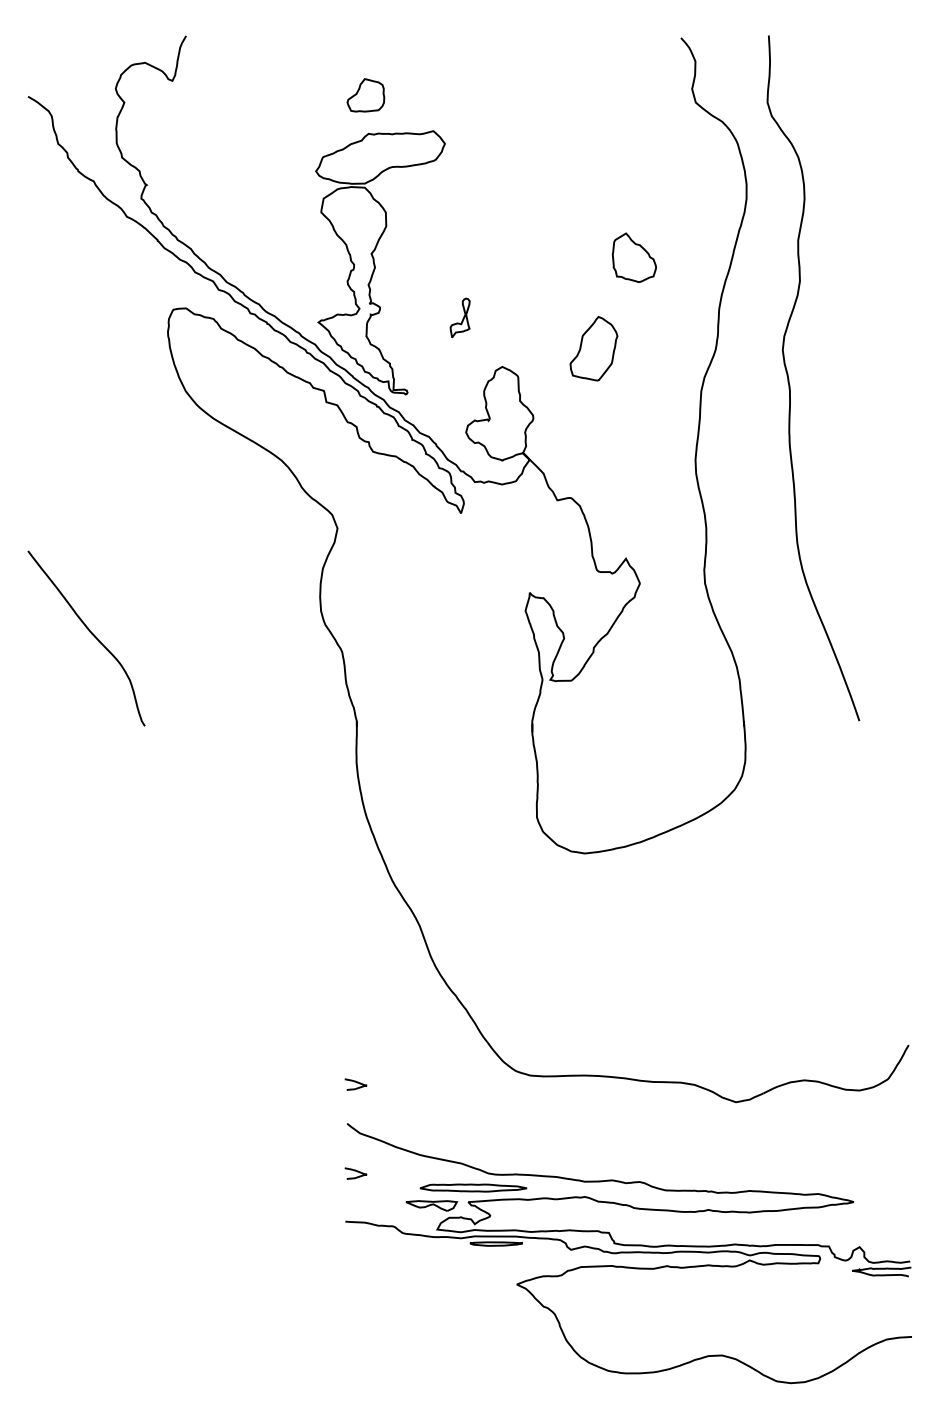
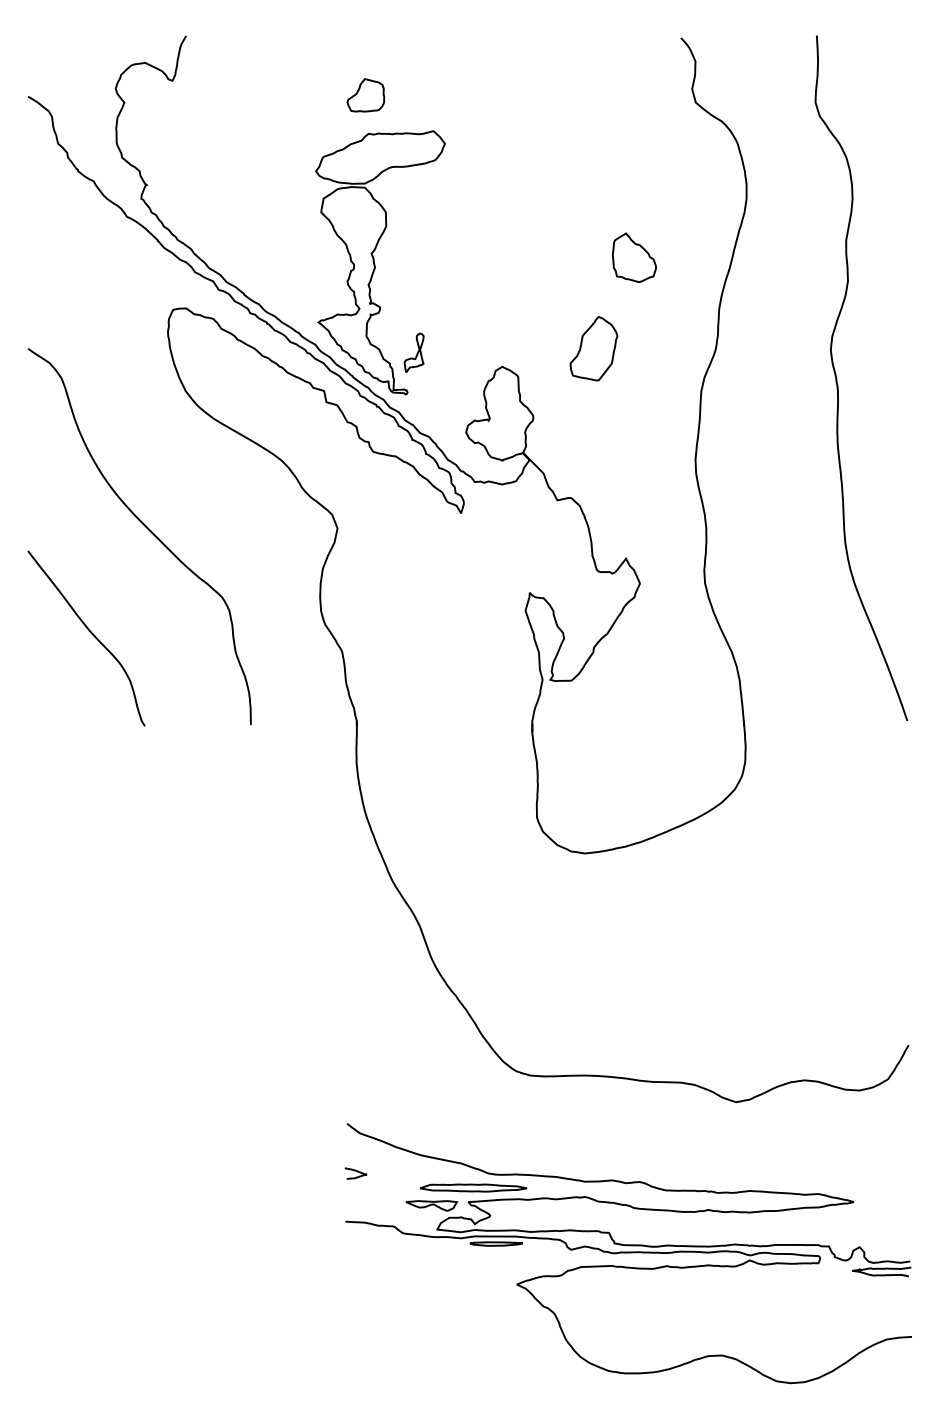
part position: (459, 317) -> (413, 352) (413, 352)
curve position: (789, 378) -> (837, 378) (837, 378)
curve: none -> present (146, 528)
curve: present -> none (355, 1082)
